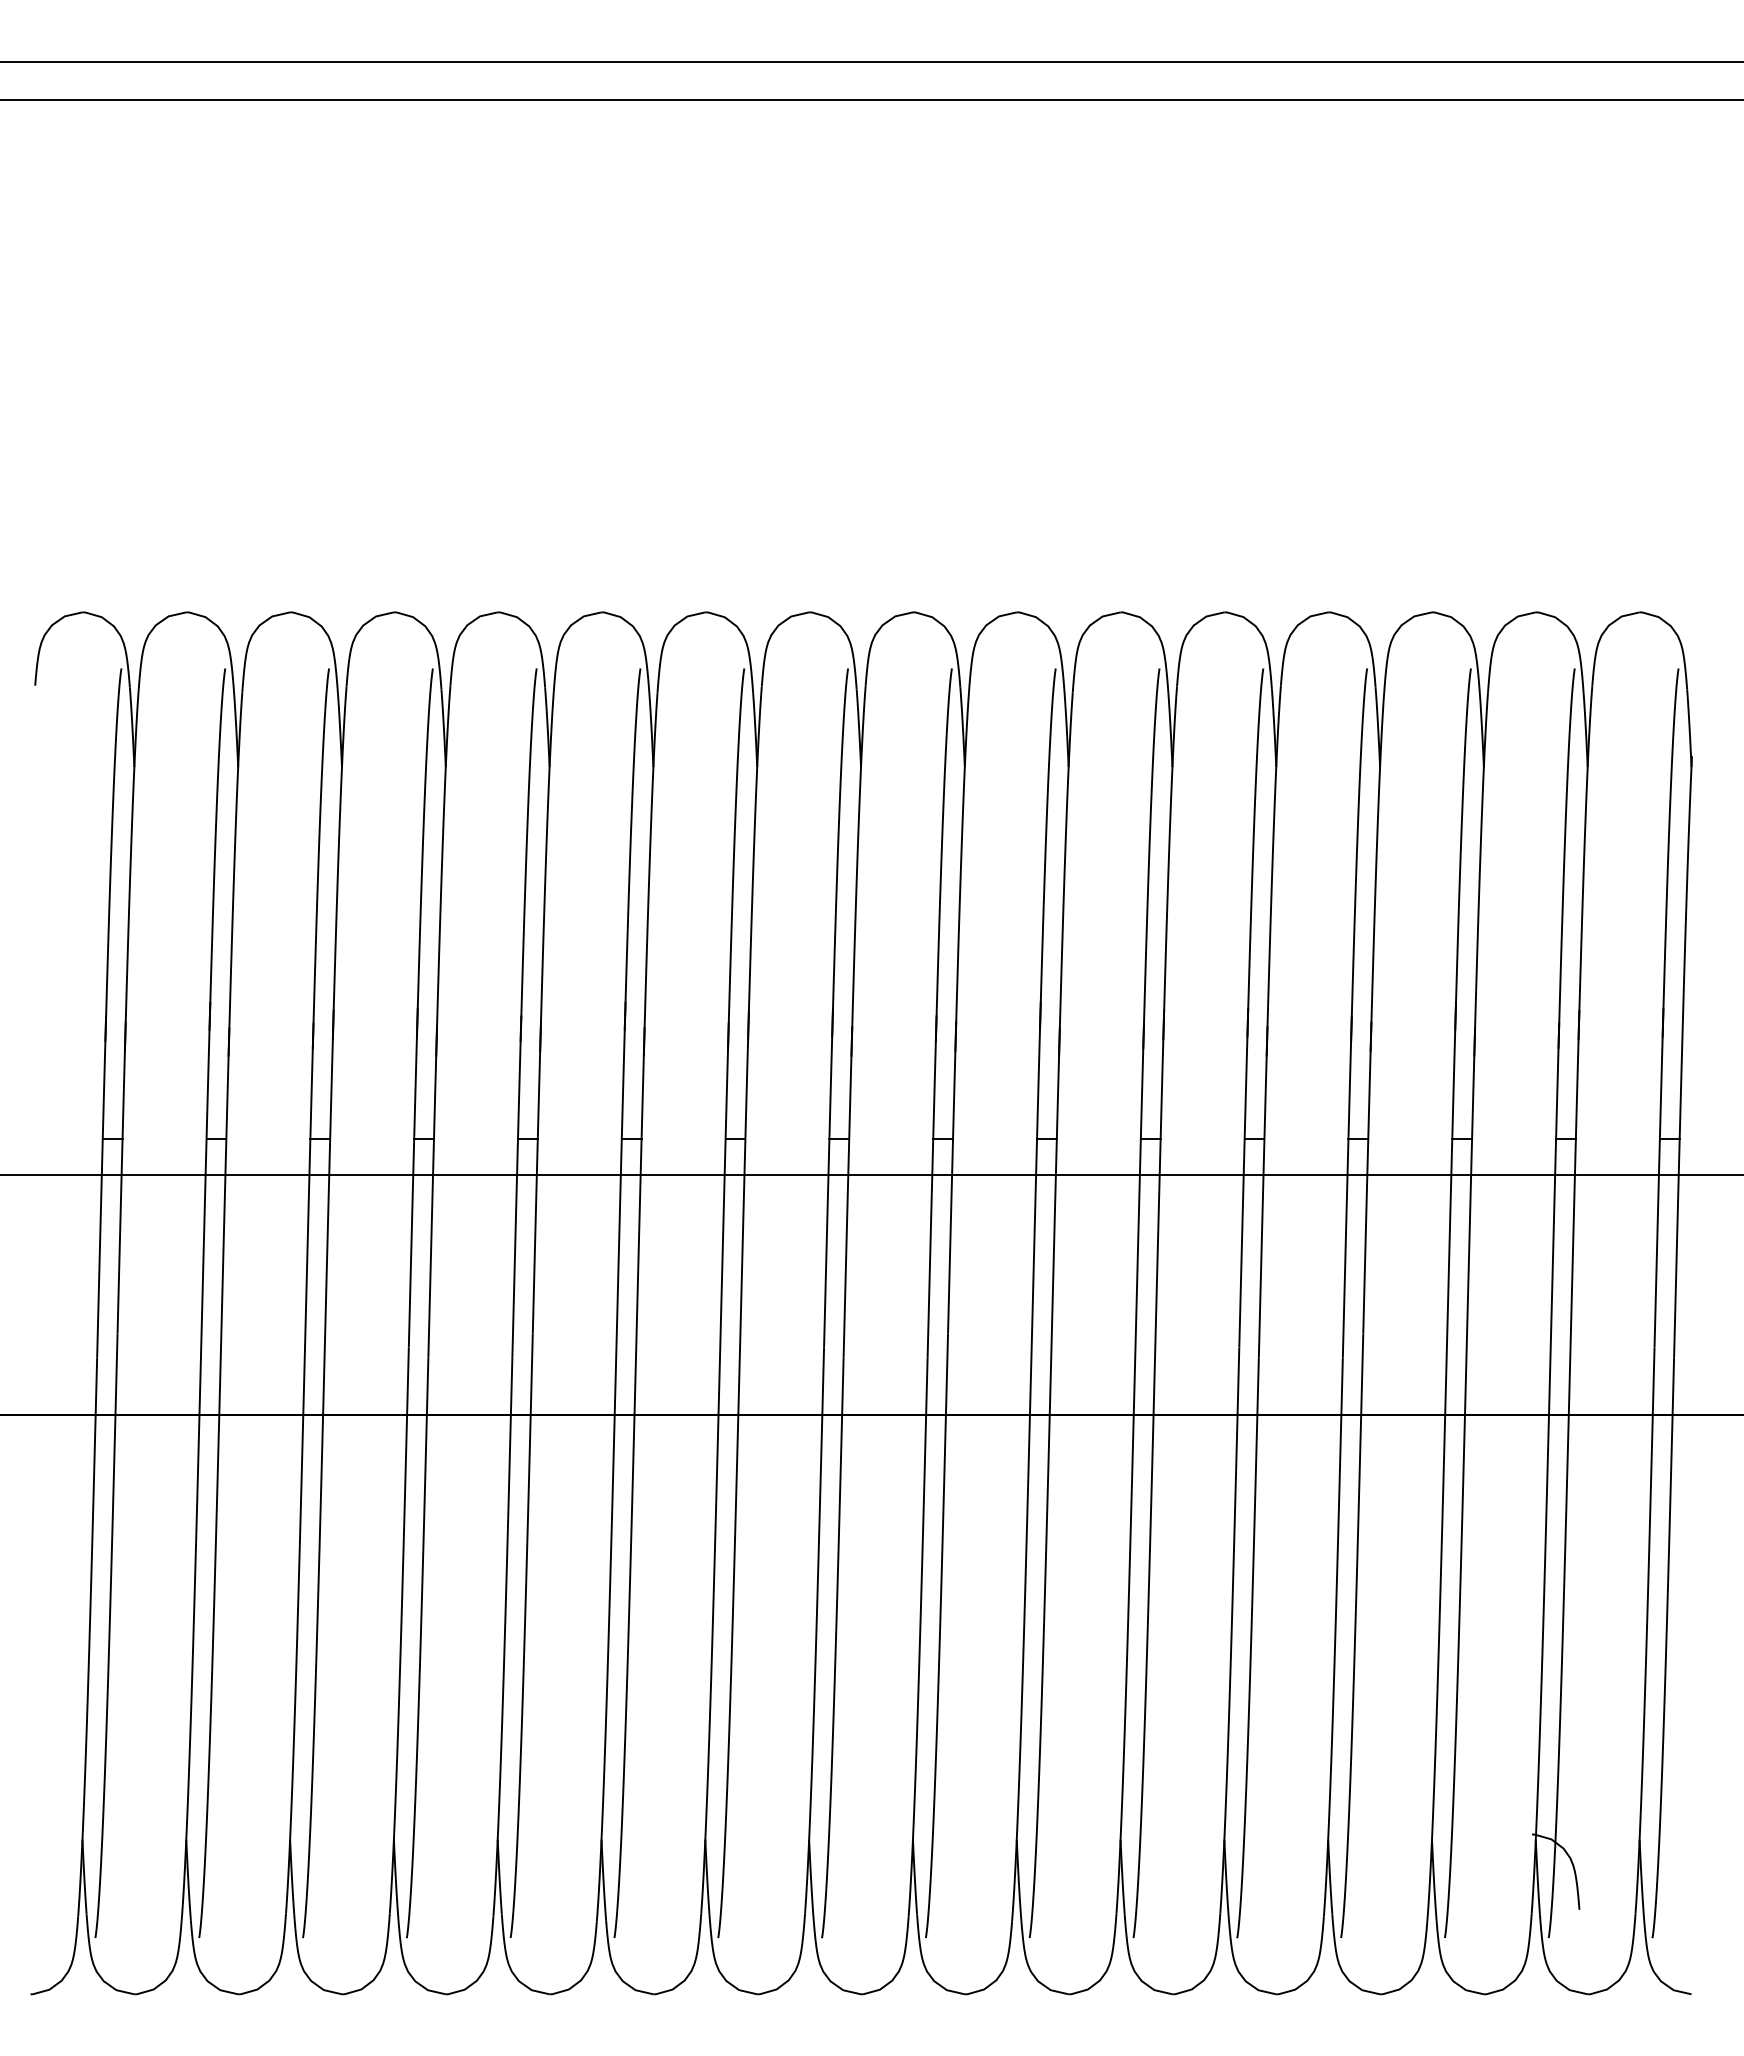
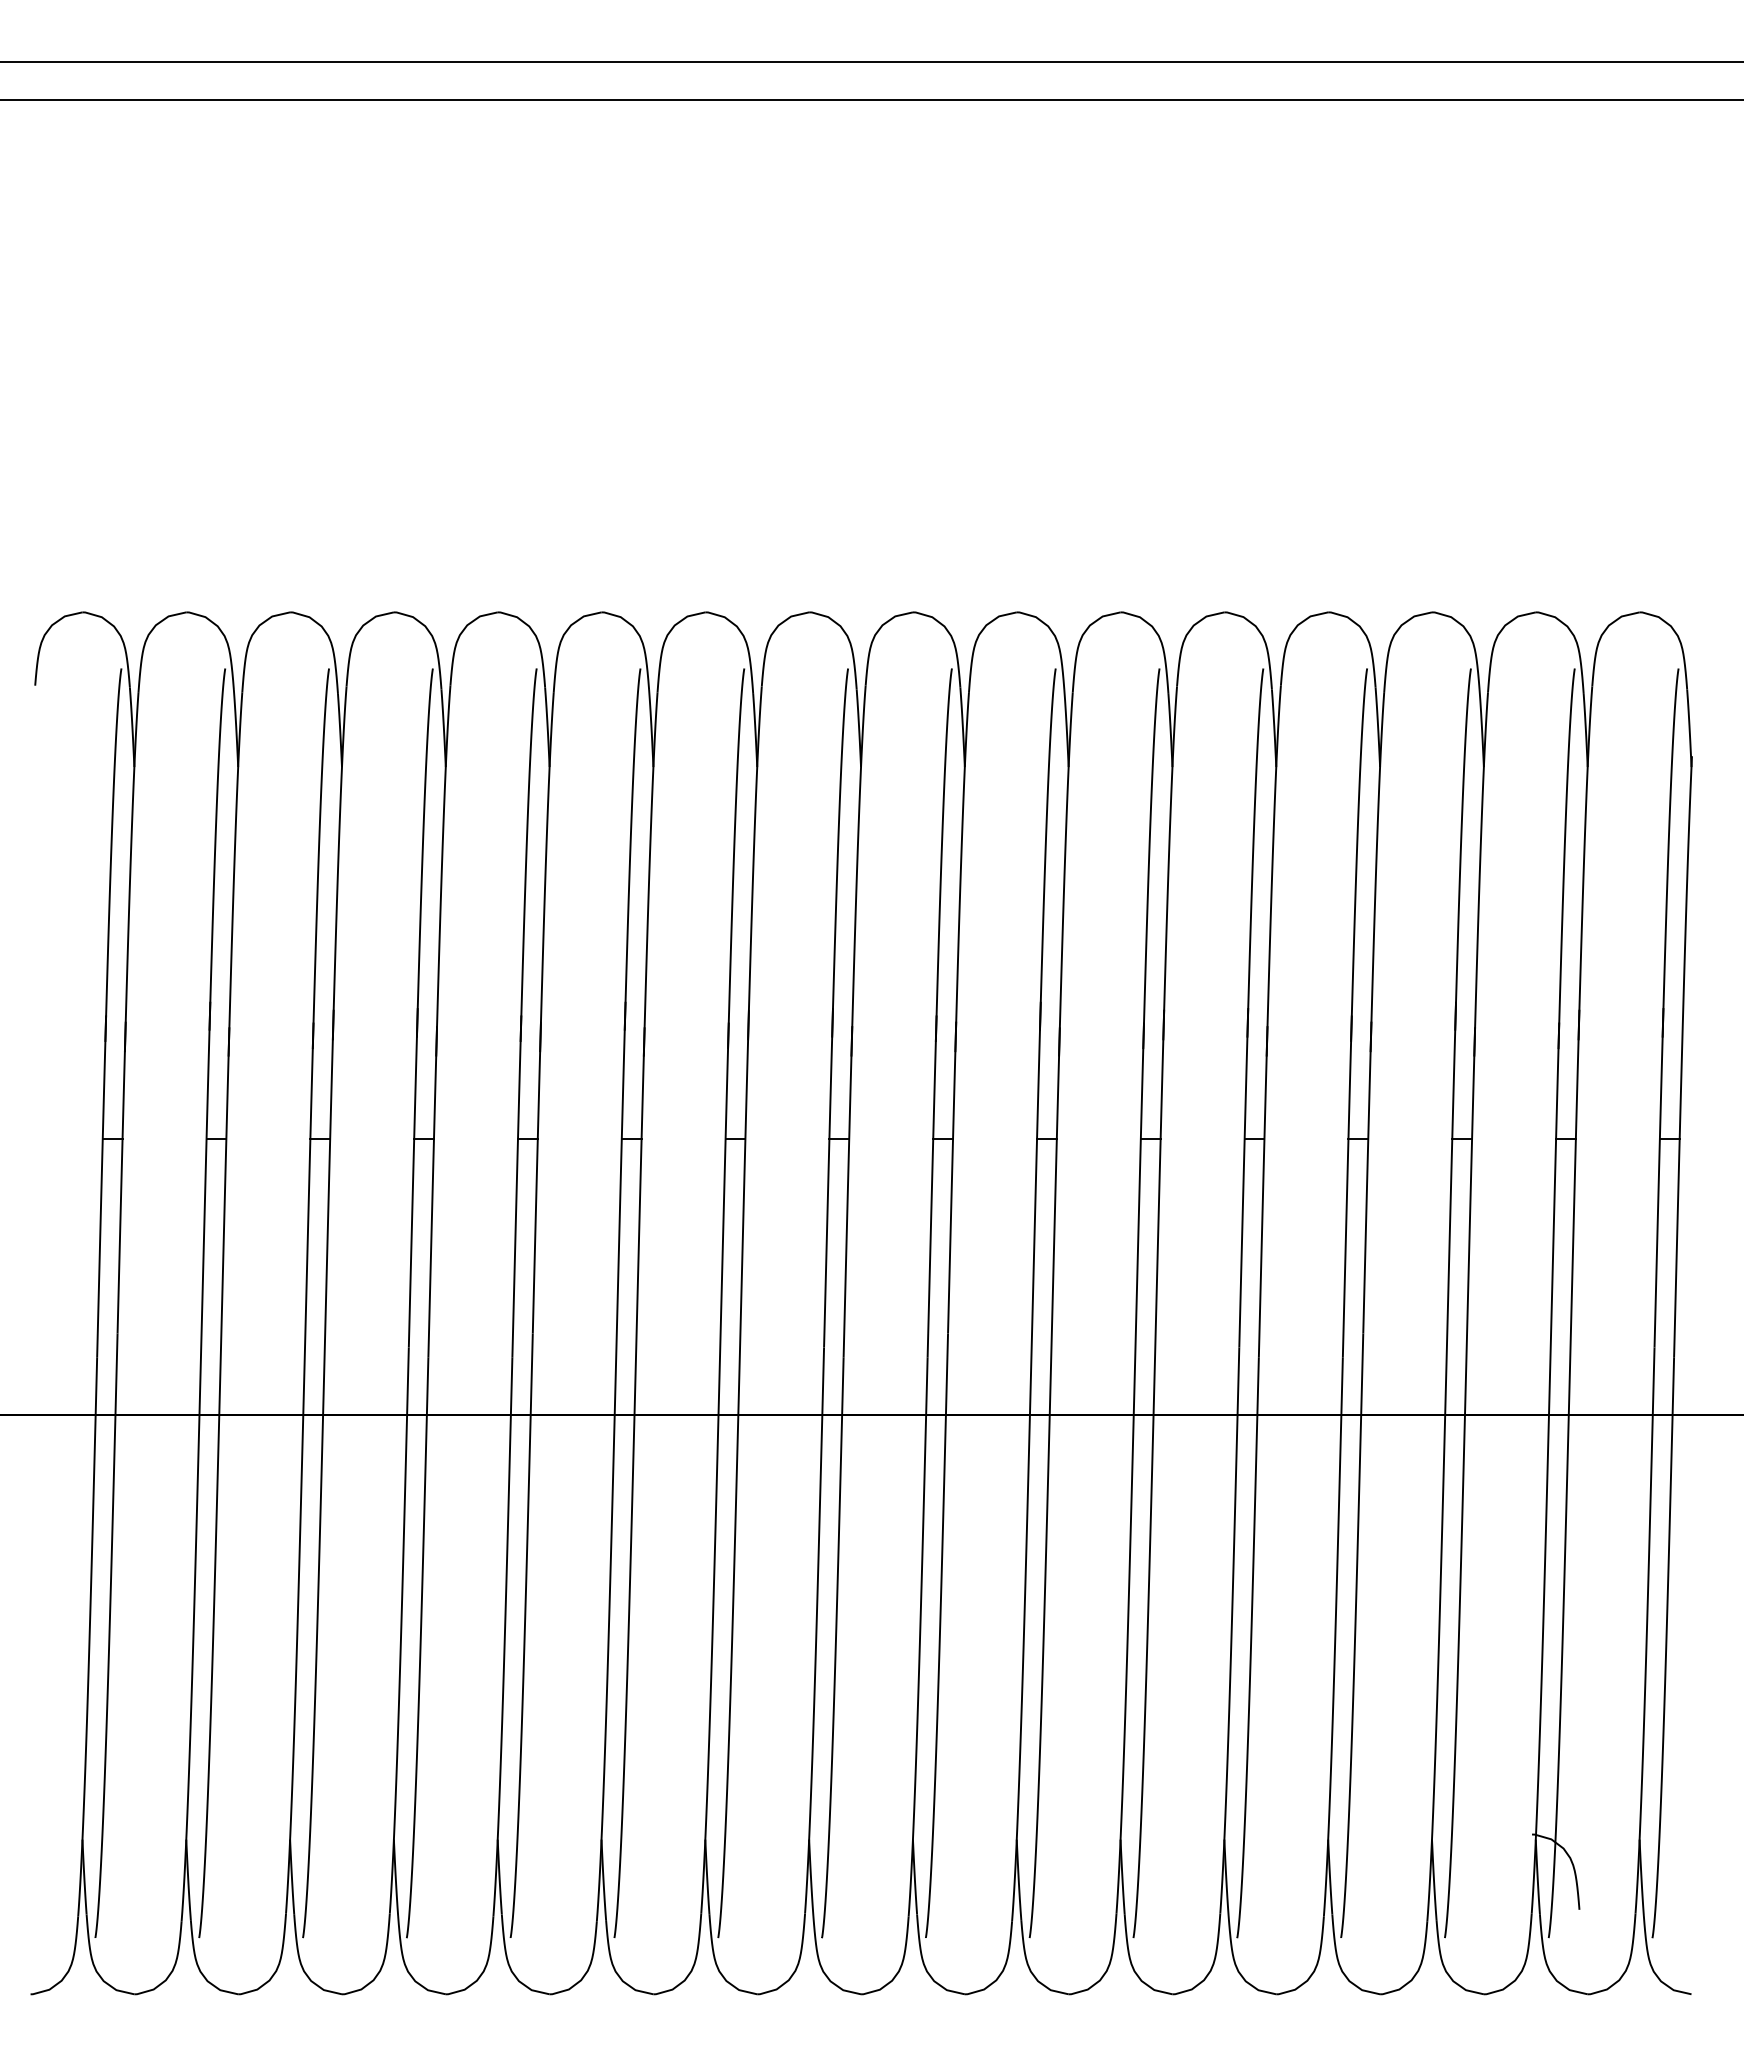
line: present -> none (871, 1174)
